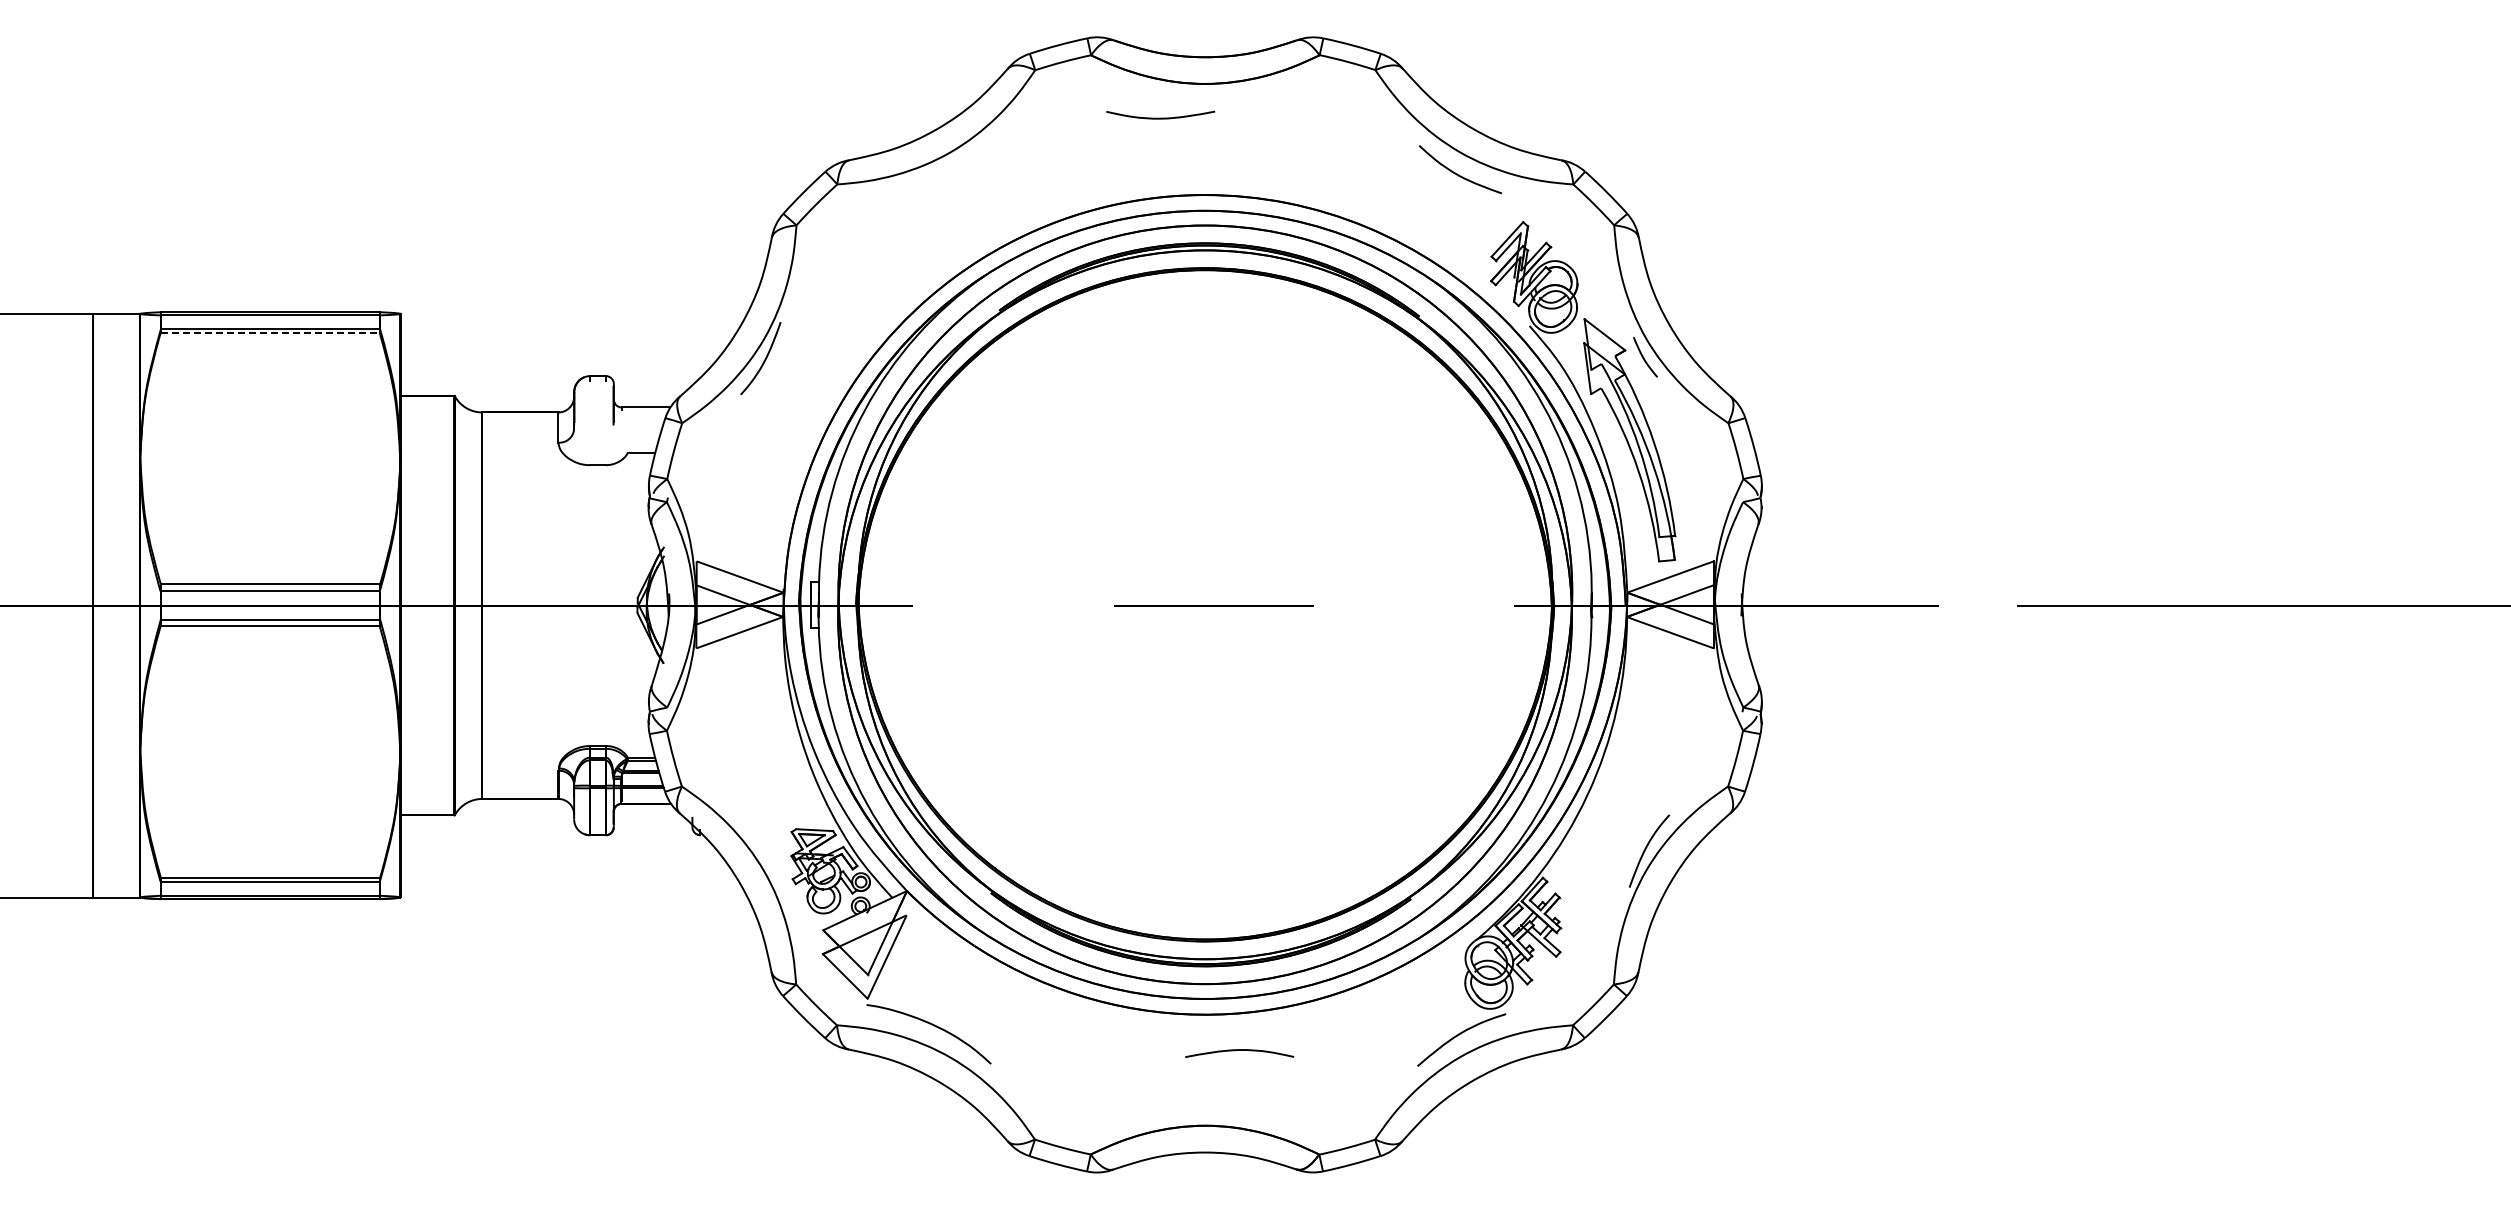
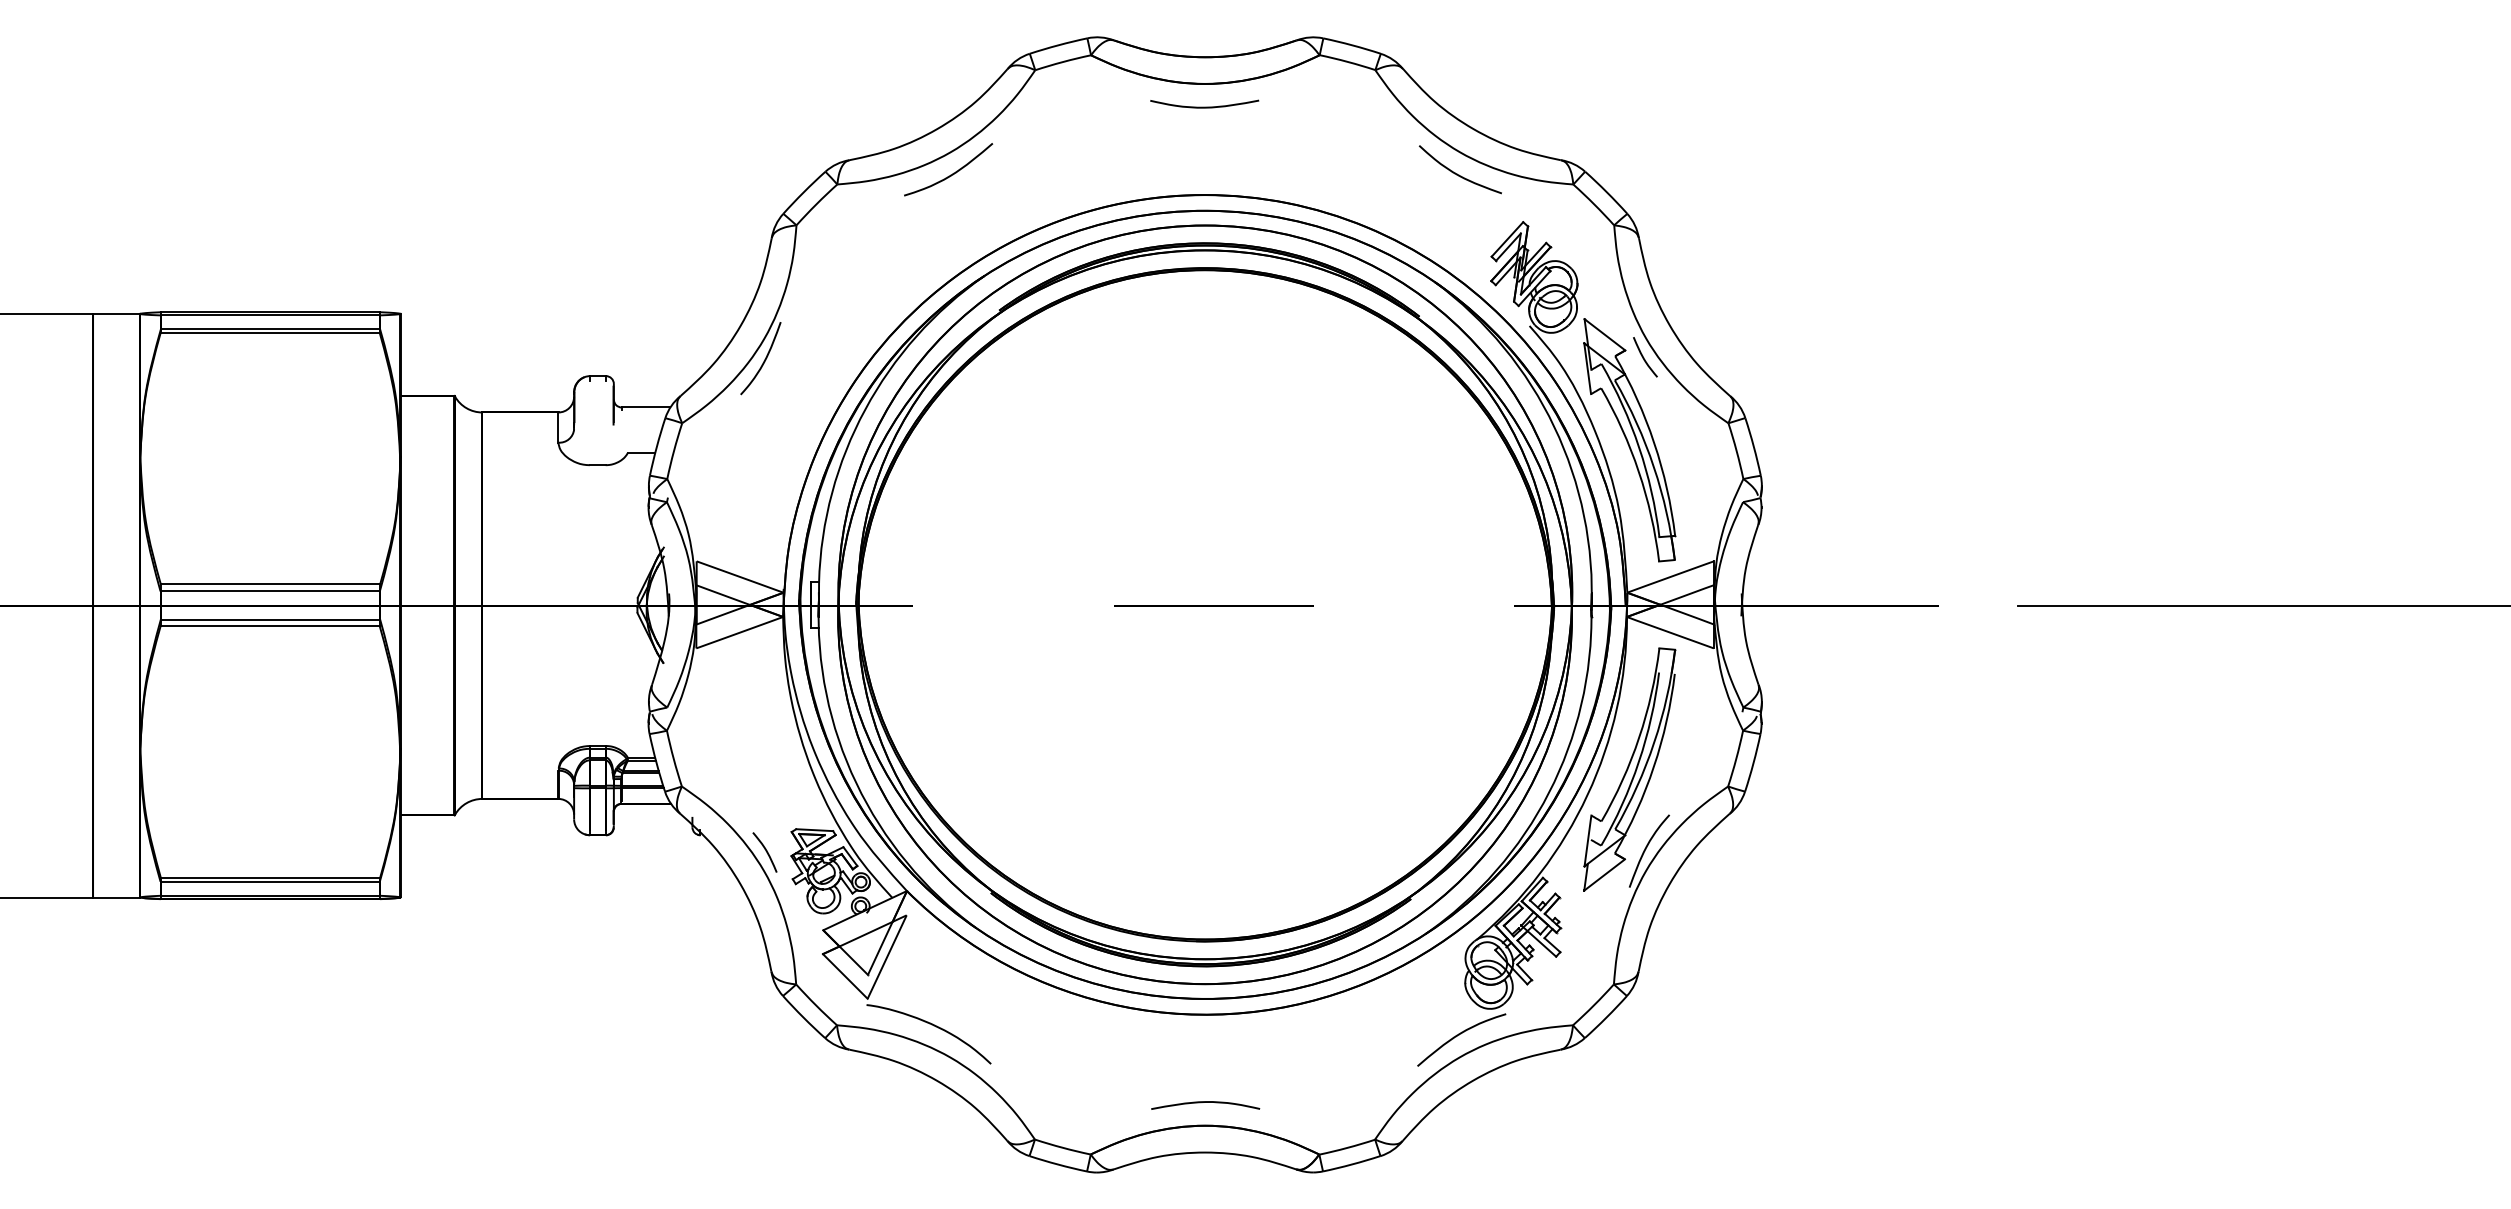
curve position: (1160, 117) -> (1204, 106) (1204, 106)
curve: none -> present (950, 174)
line: dashed -> solid (270, 333)
part: none -> present (1629, 769)
curve: none -> present (765, 851)
curve position: (1239, 1050) -> (1205, 1102) (1205, 1102)
